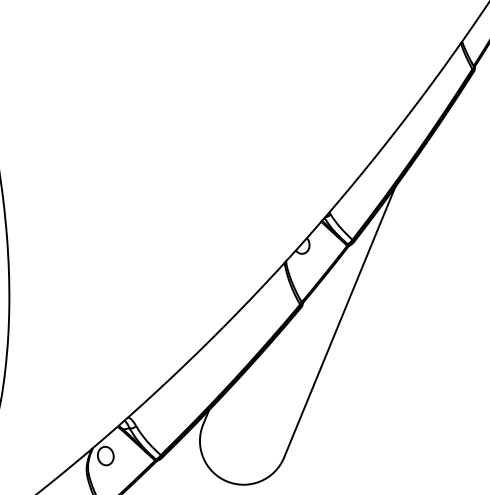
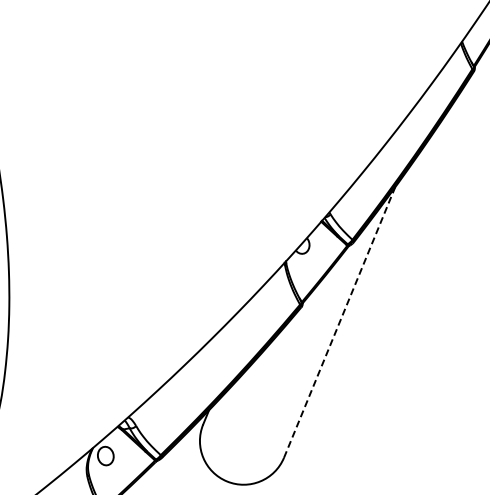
line: solid -> dashed (339, 321)
